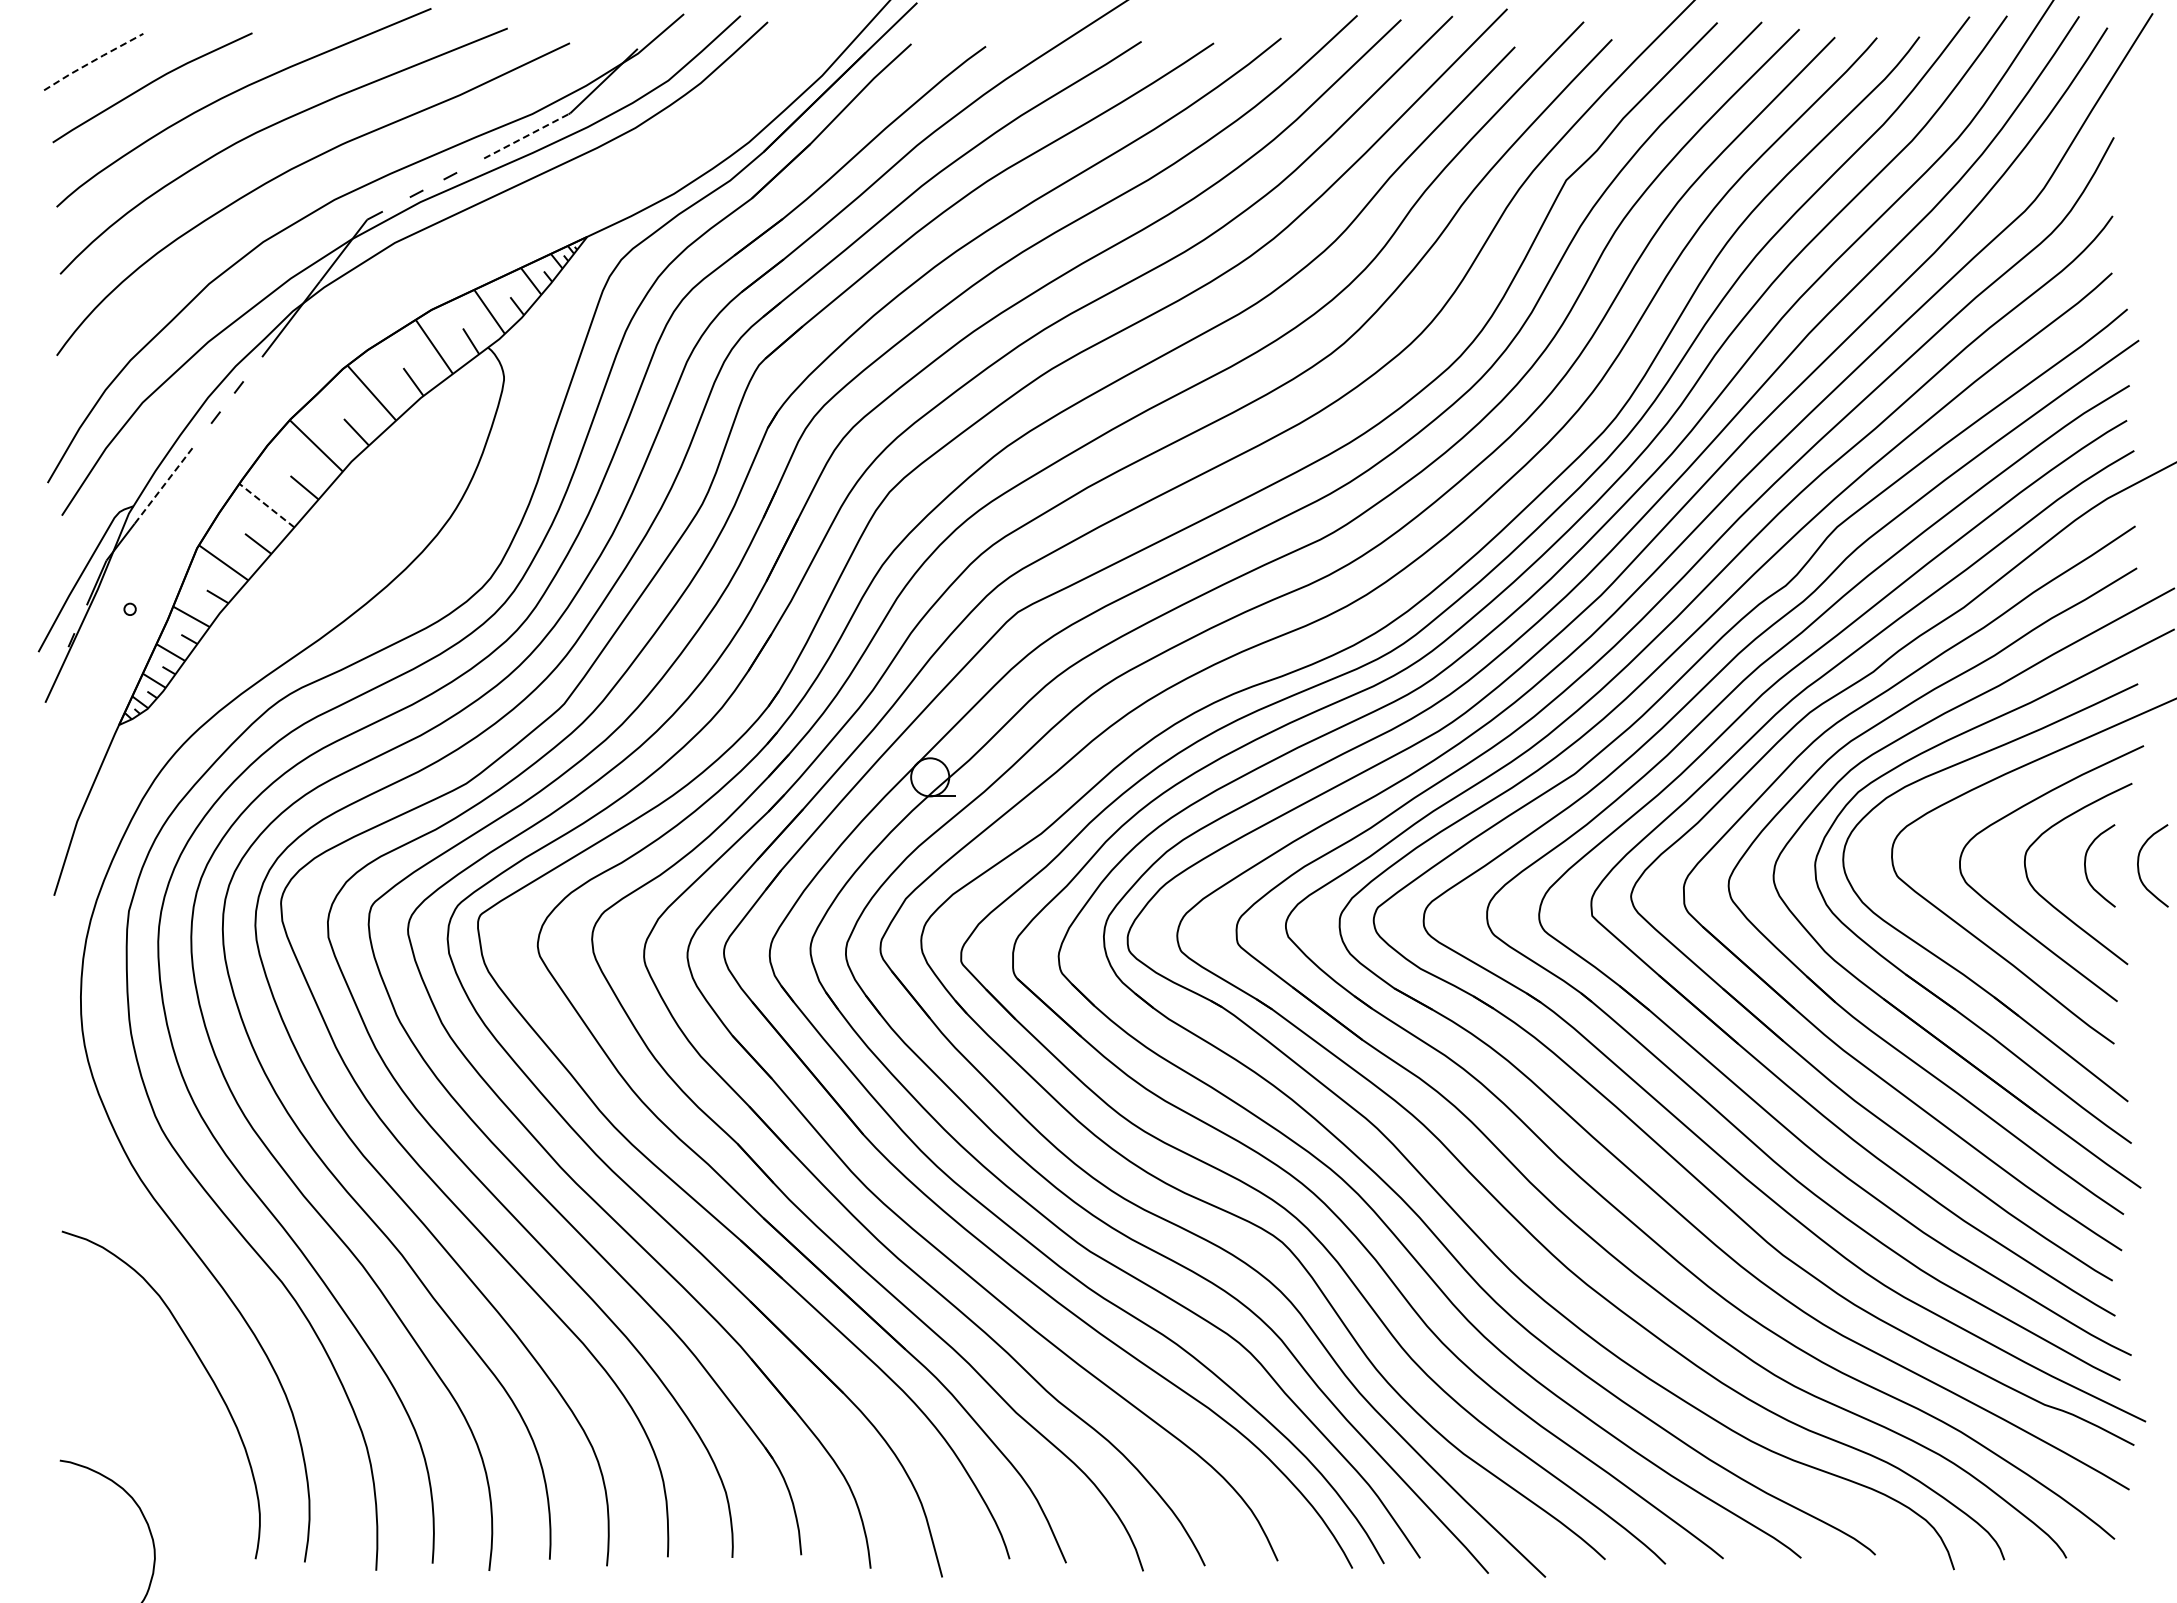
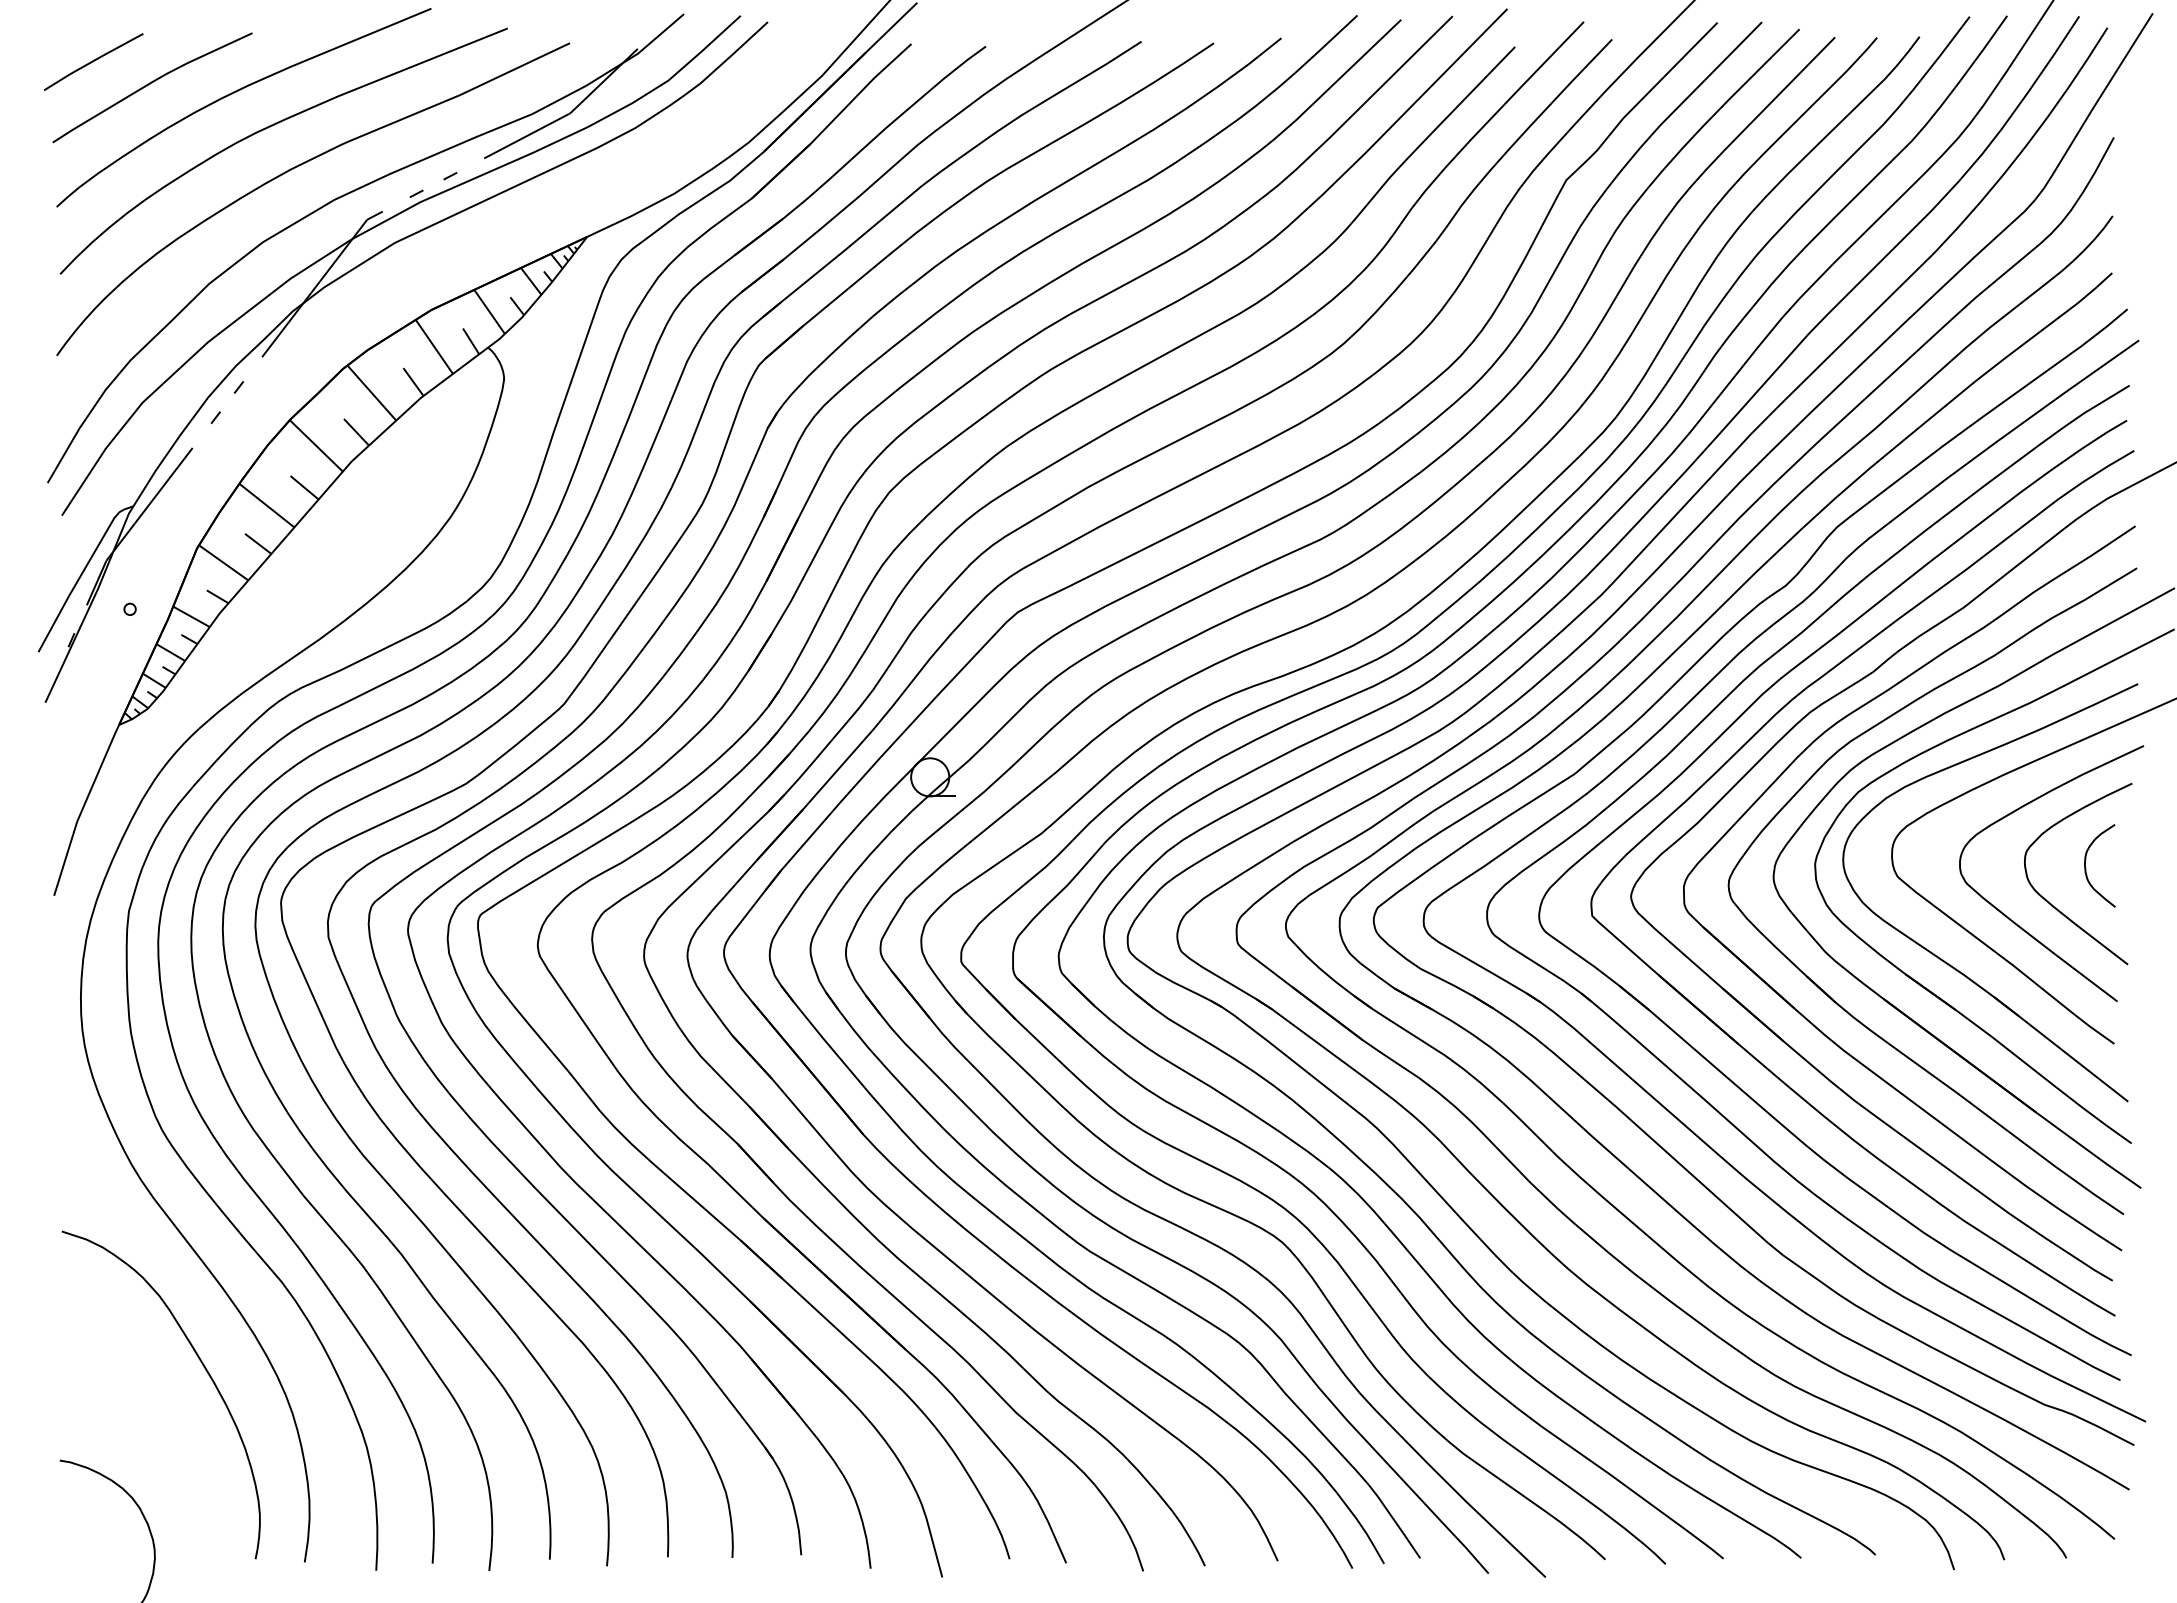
line: dashed -> solid (92, 61)
line: dashed -> solid (526, 136)
line: dashed -> solid (163, 485)
line: dashed -> solid (266, 505)
curve: present -> none (2139, 867)
